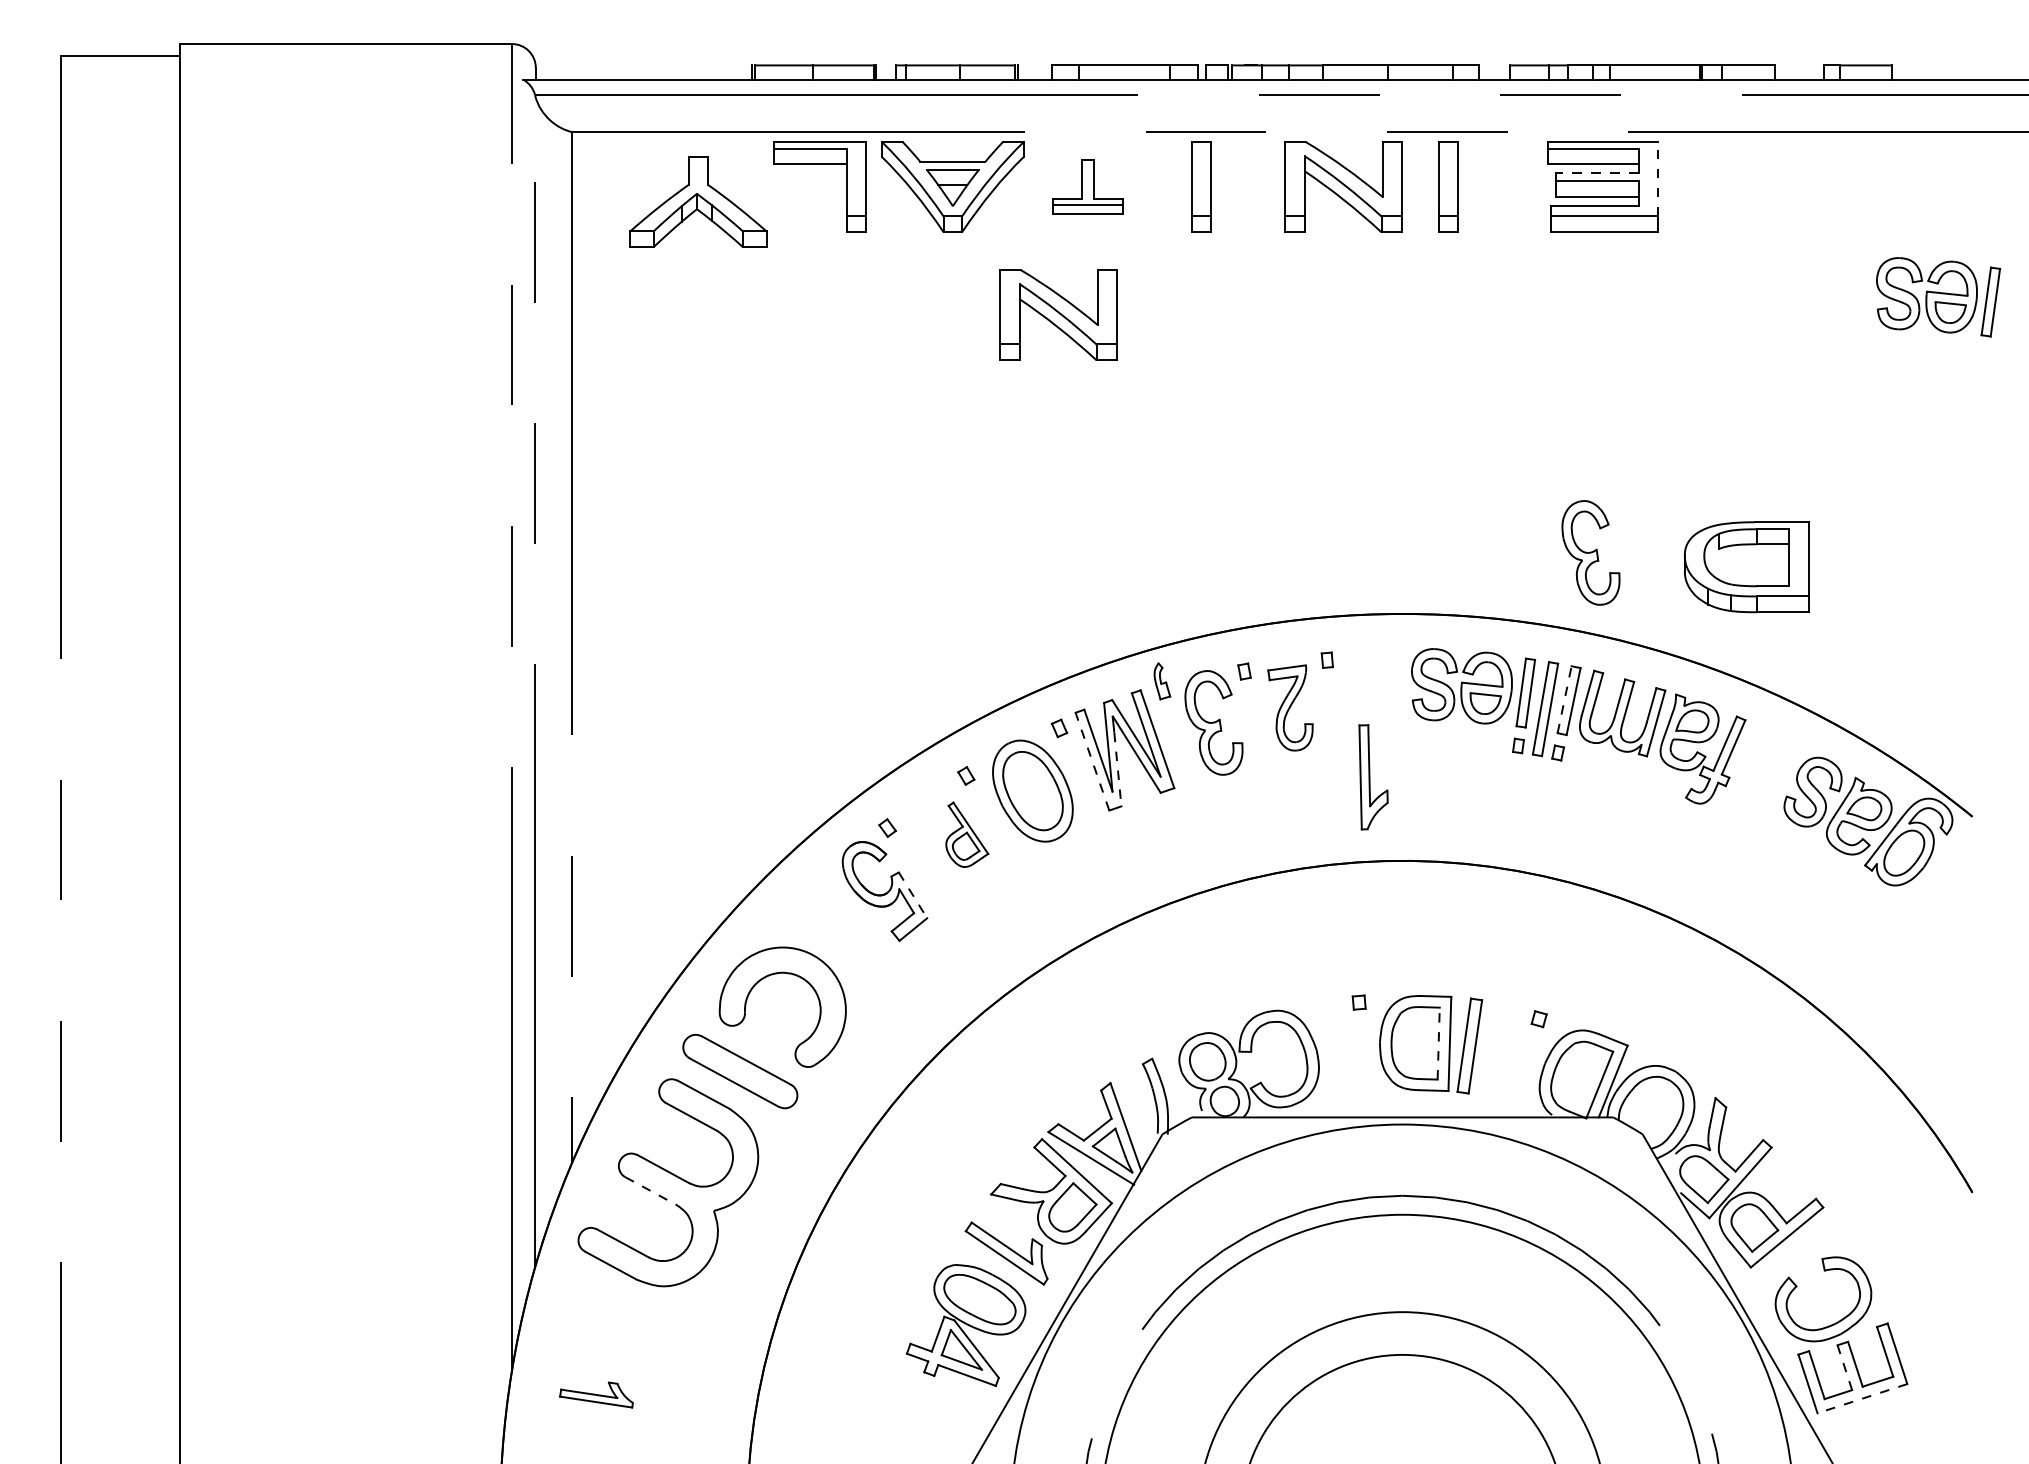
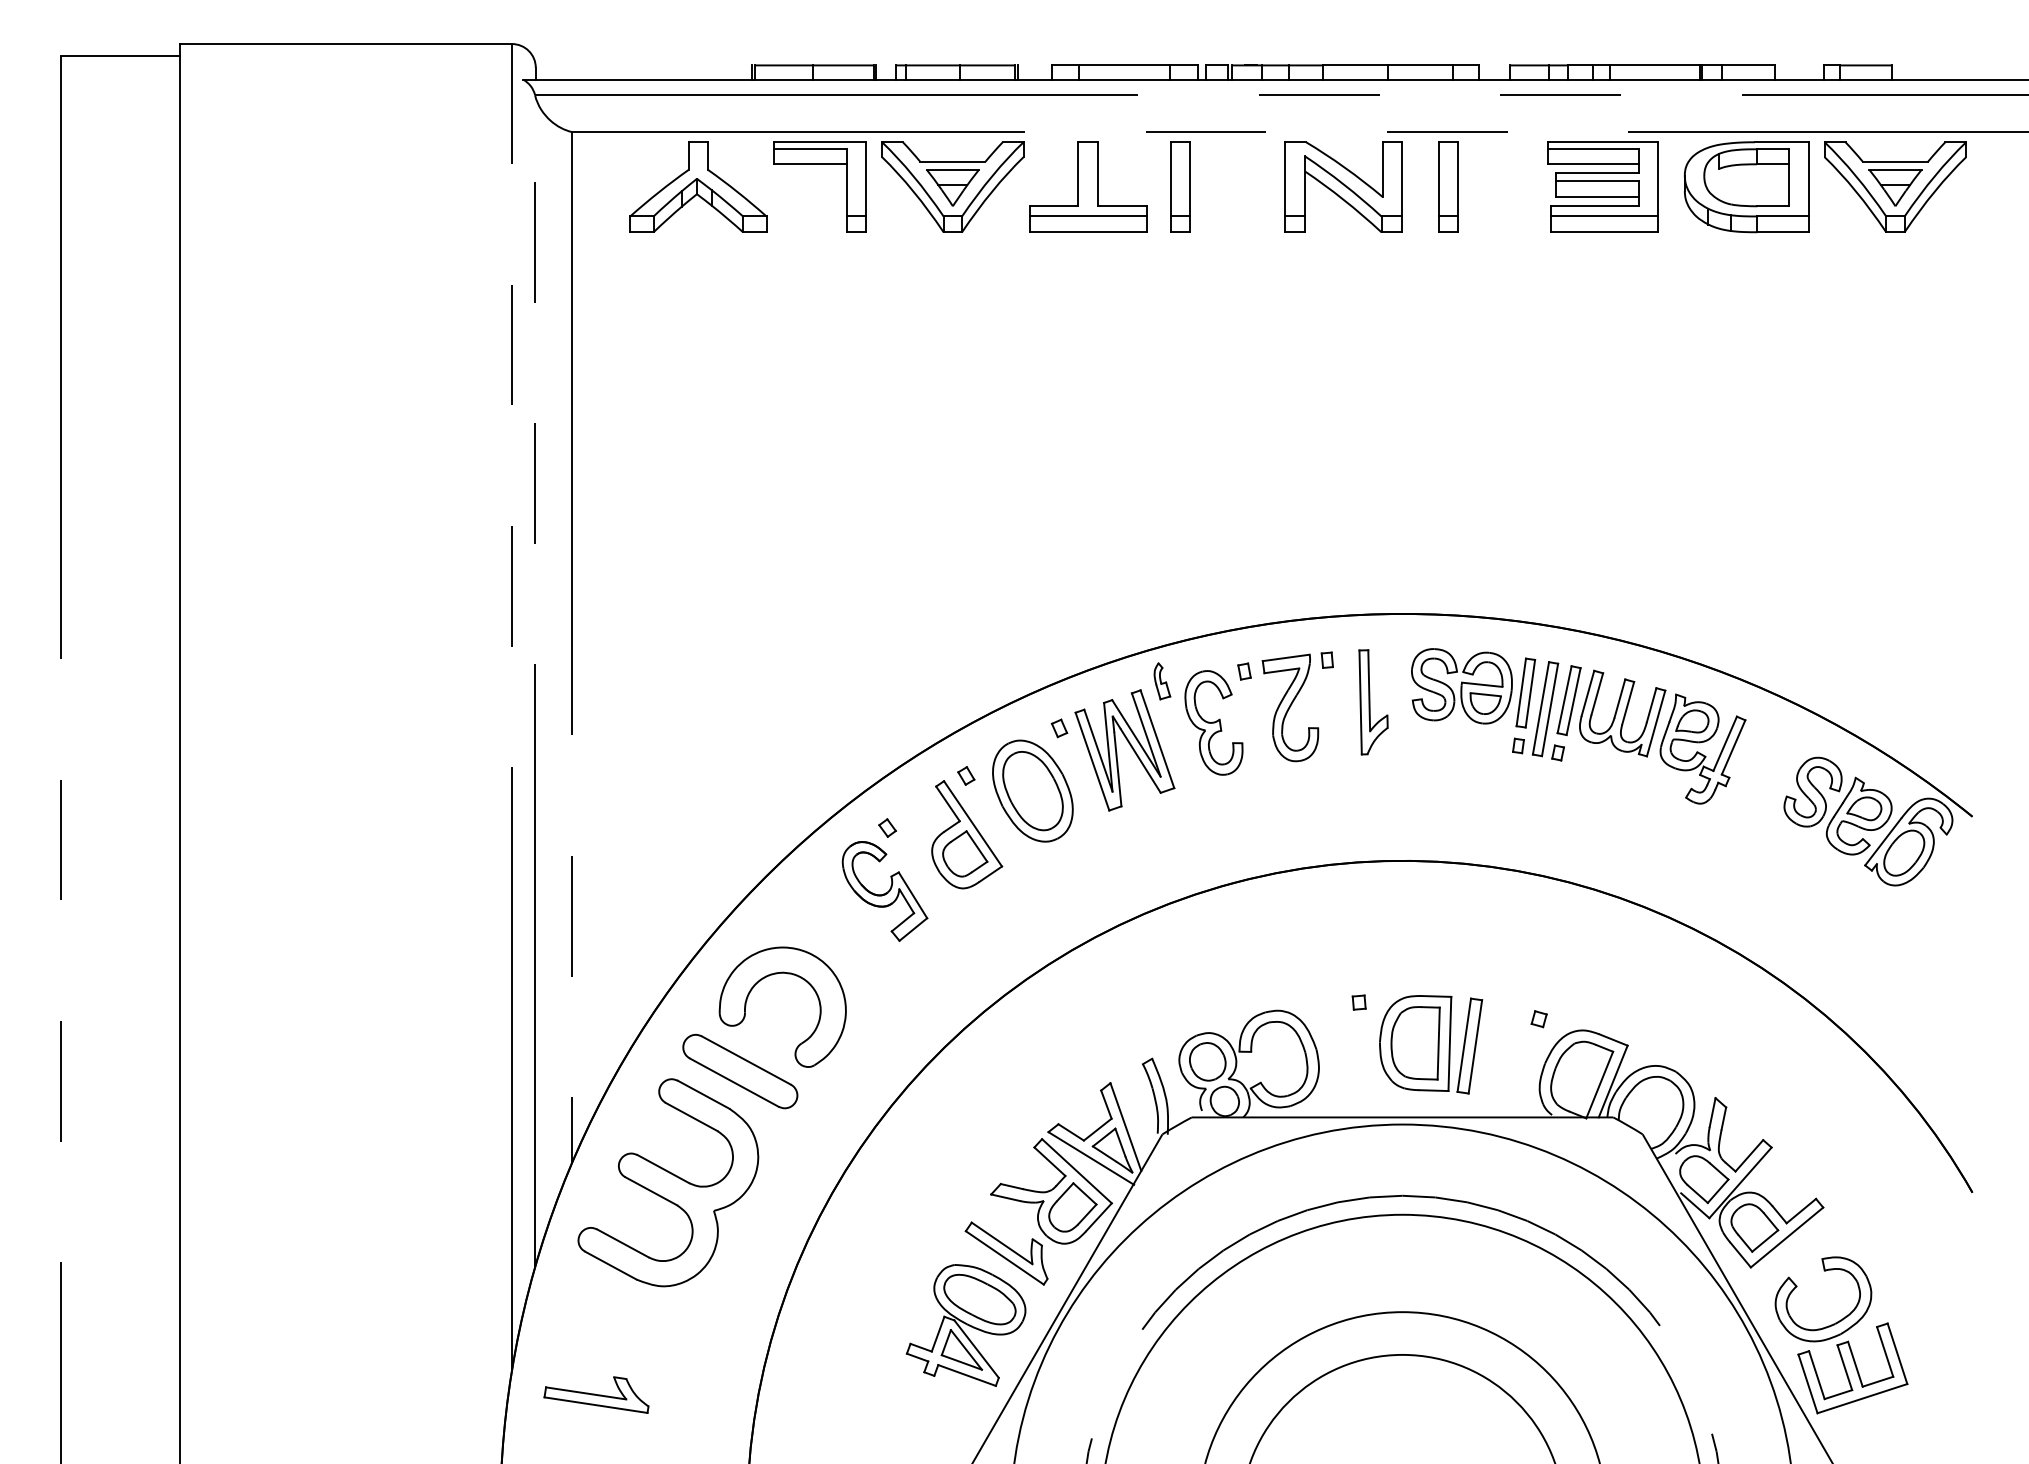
line: dashed -> solid (1596, 172)
line: dashed -> solid (1658, 178)
part size: 72x56 px -> 119x92 px (1088, 186)
part position: (1201, 186) -> (1180, 186) (1180, 186)
part: none -> present (1895, 186)
part position: (698, 201) -> (698, 186) (698, 186)
part: present -> none (1938, 297)
part: present -> none (1058, 314)
part: present -> none (1590, 552)
part position: (1746, 567) -> (1746, 187) (1746, 187)
line: dashed -> solid (1564, 699)
part size: 47x88 px -> 59x110 px (1290, 707)
line: dashed -> solid (1092, 761)
line: dashed -> solid (1117, 770)
part position: (1373, 777) -> (1373, 702) (1373, 702)
part size: 45x67 px -> 73x110 px (967, 834)
line: dashed -> solid (913, 895)
line: dashed -> solid (1438, 1043)
line: dashed -> solid (651, 1191)
line: dashed -> solid (1844, 1367)
part size: 75x28 px -> 107x38 px (596, 1394)
line: dashed -> solid (1861, 1398)
